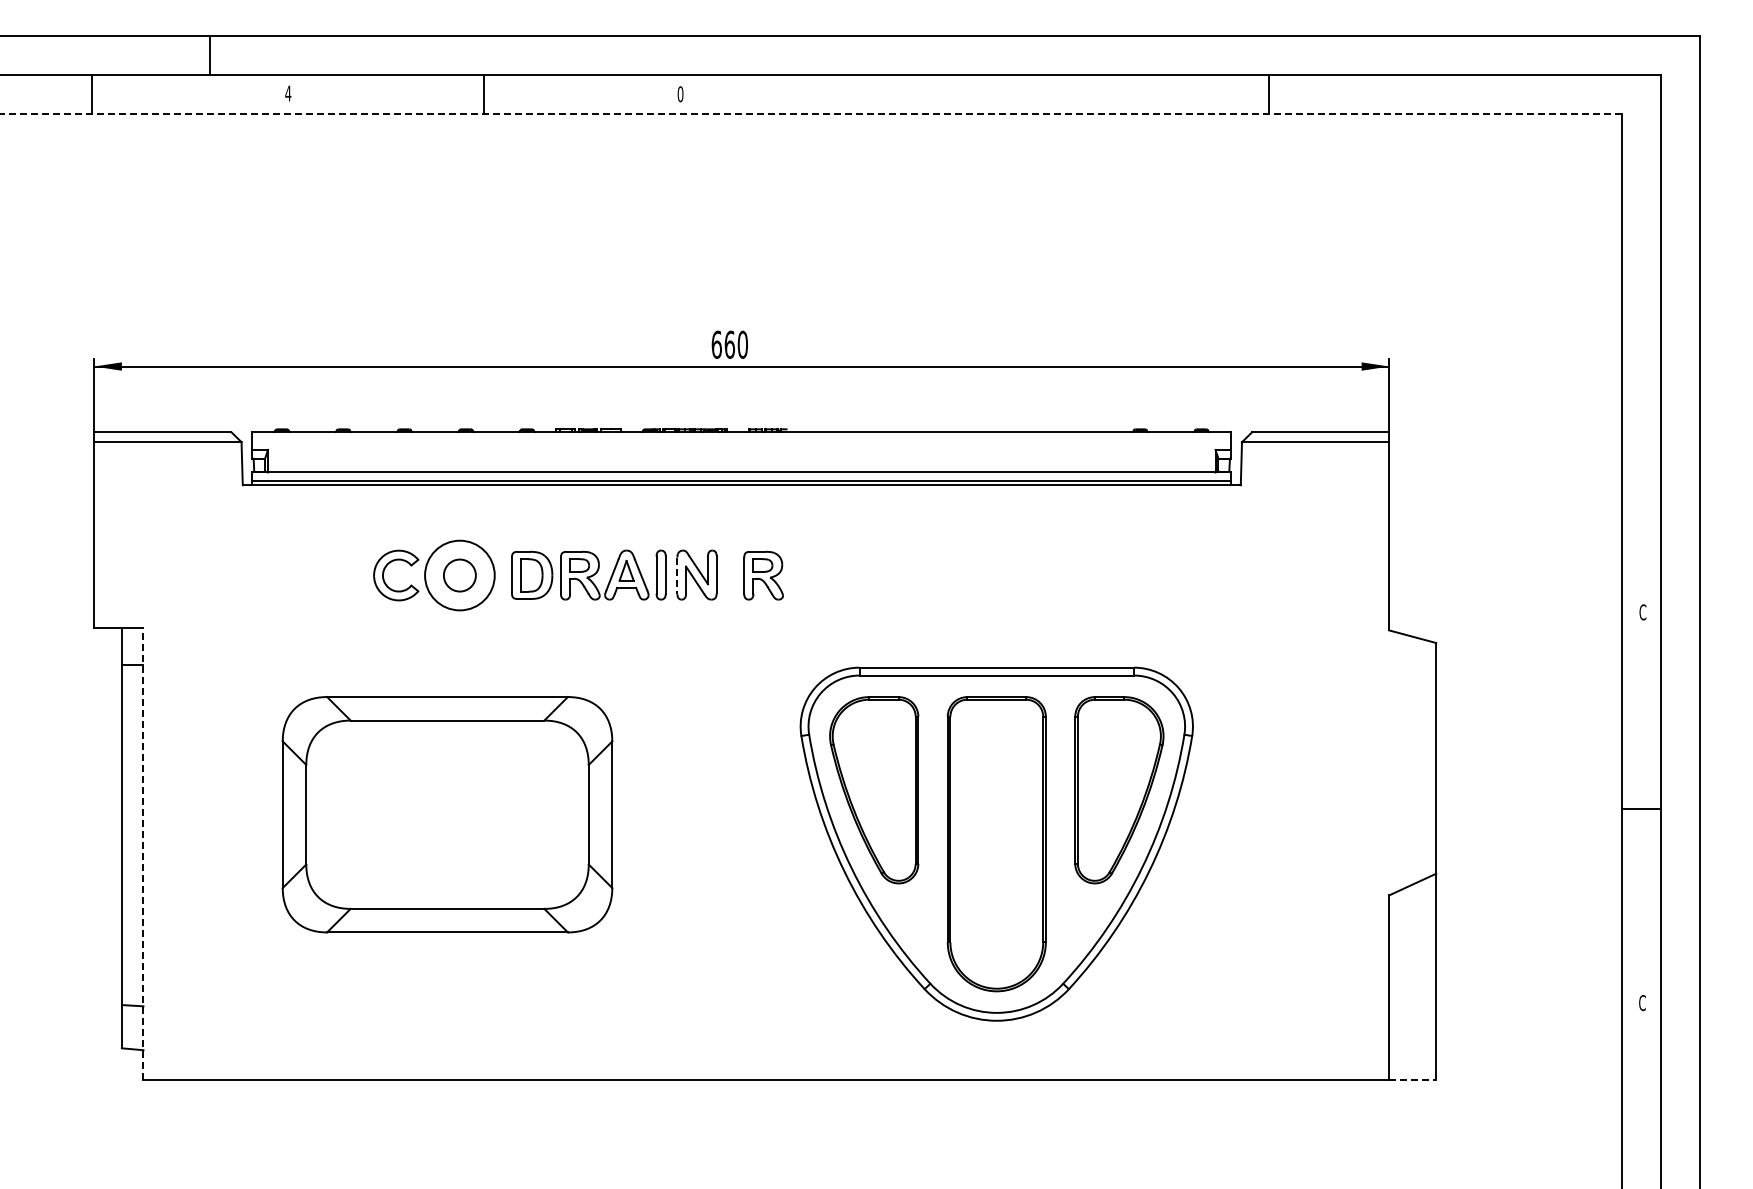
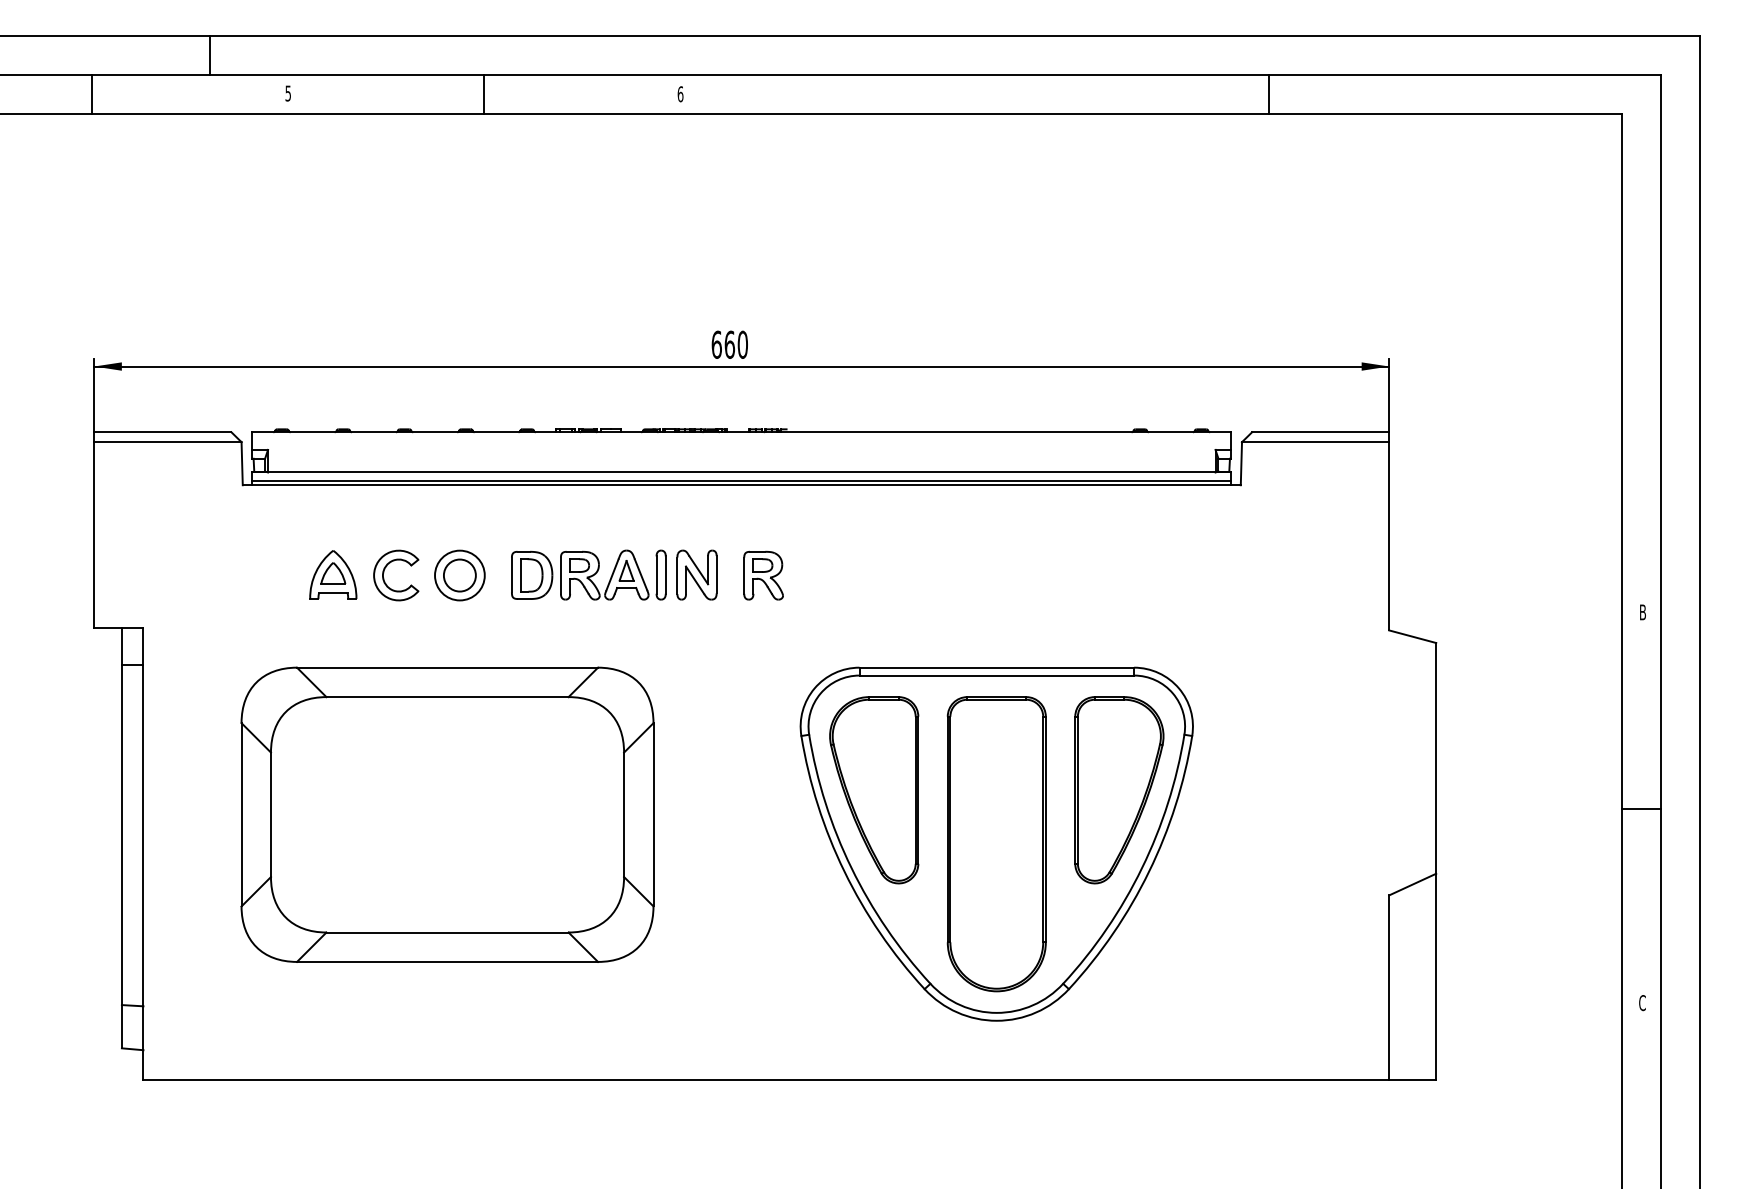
text: 4 -> 5 (288, 93)
text: 0 -> 6 (680, 93)
line: dashed -> solid (811, 114)
part: none -> present (333, 574)
circle diameter: 70 px -> 50 px (459, 575)
line: dashed -> solid (677, 576)
text: C -> B (1642, 612)
part size: 333x238 px -> 415x297 px (447, 814)
line: dashed -> solid (143, 854)
line: dashed -> solid (1412, 1079)
